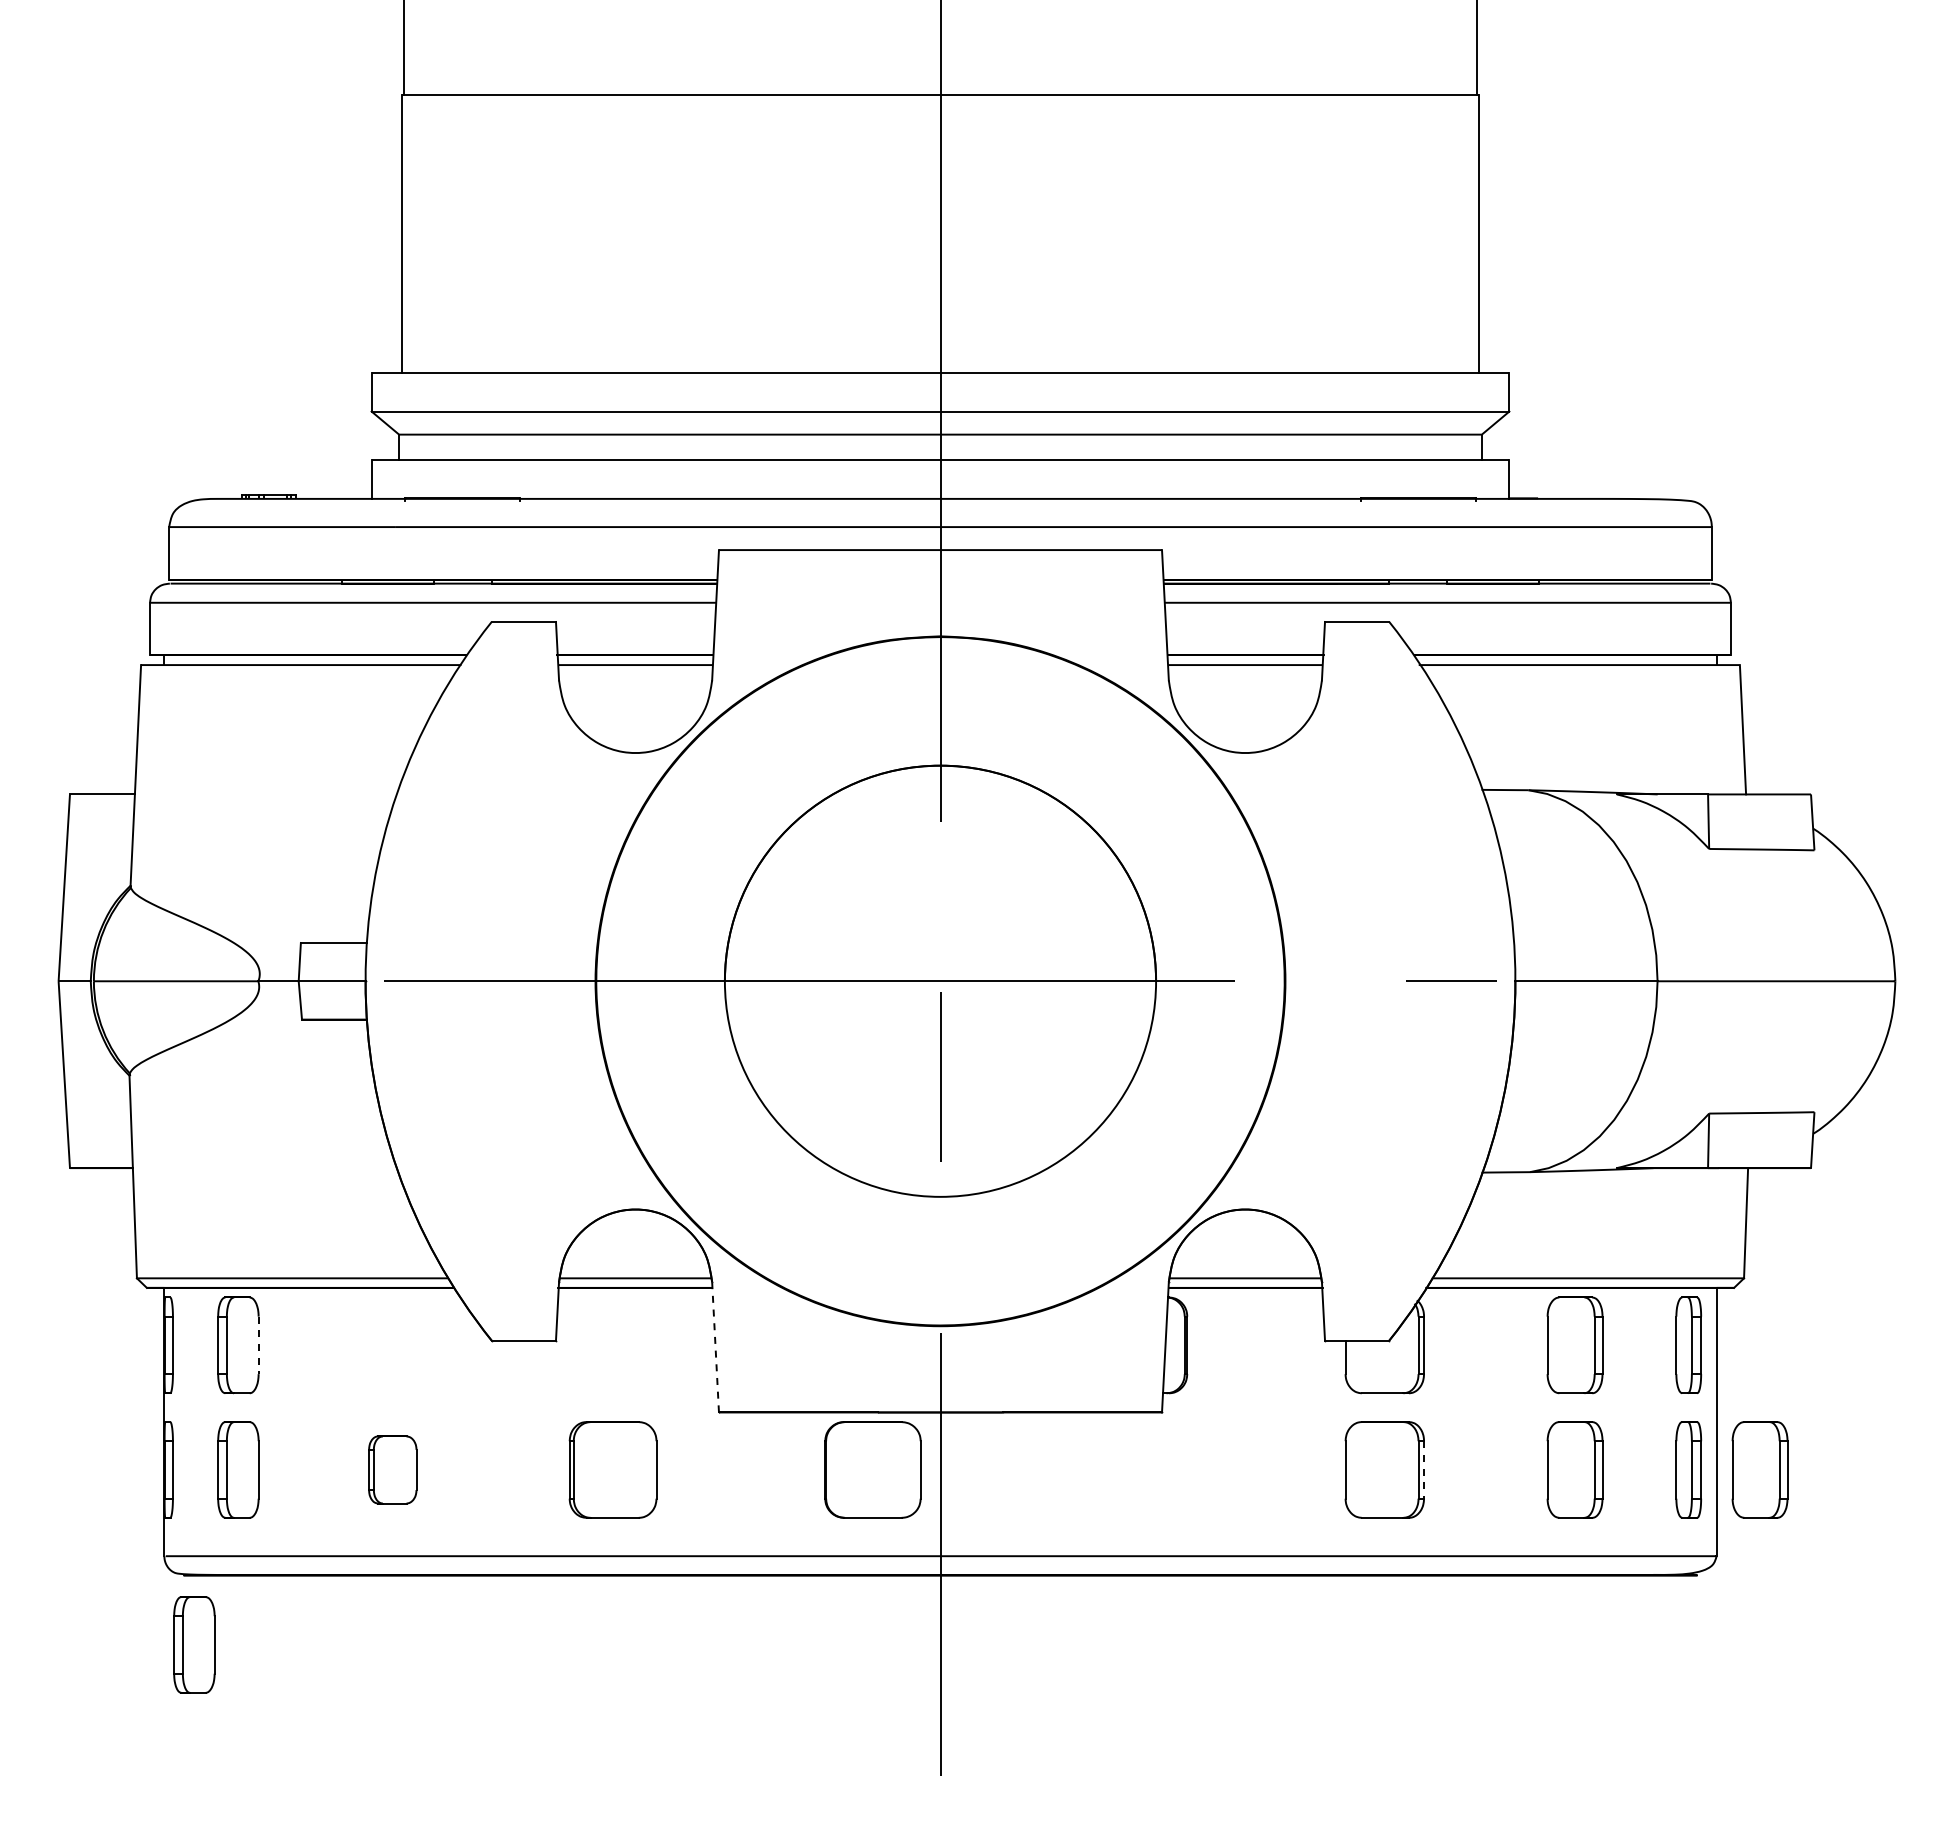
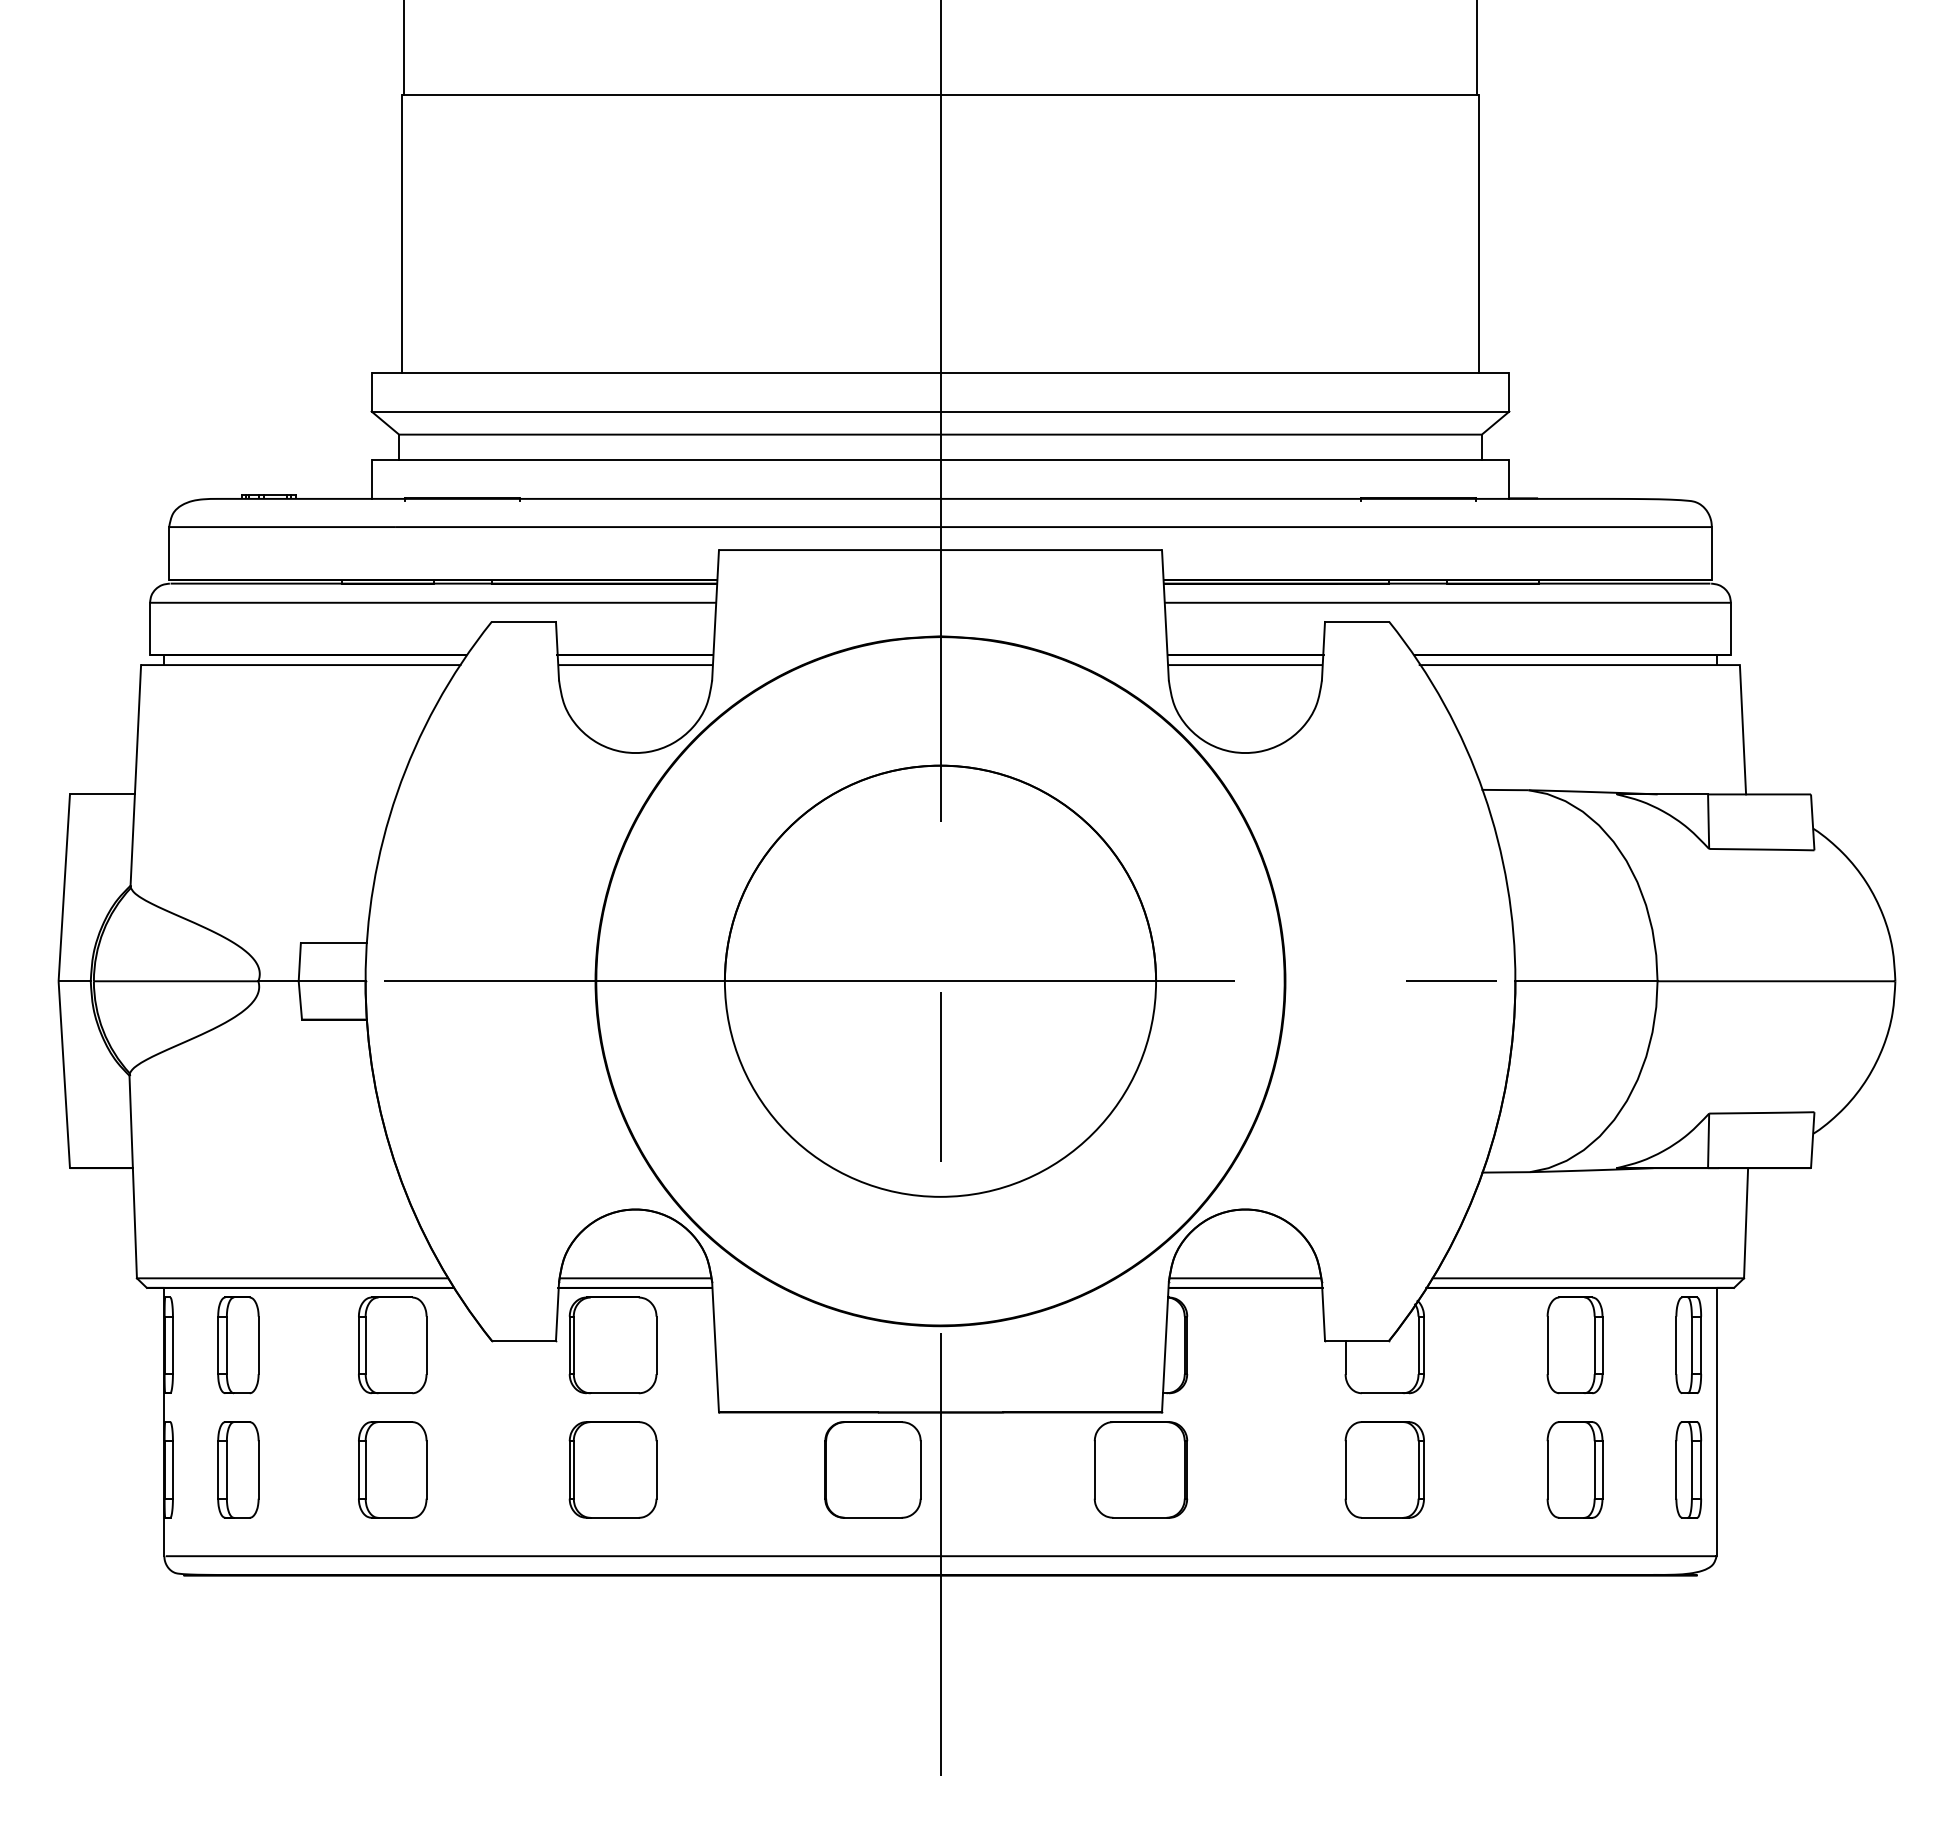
line: dashed -> solid (258, 1345)
part: none -> present (392, 1345)
part: none -> present (612, 1345)
line: dashed -> solid (715, 1347)
part size: 50x70 px -> 70x98 px (392, 1469)
part: none -> present (1140, 1469)
line: dashed -> solid (1424, 1469)
part: present -> none (1759, 1469)
part: present -> none (194, 1644)
